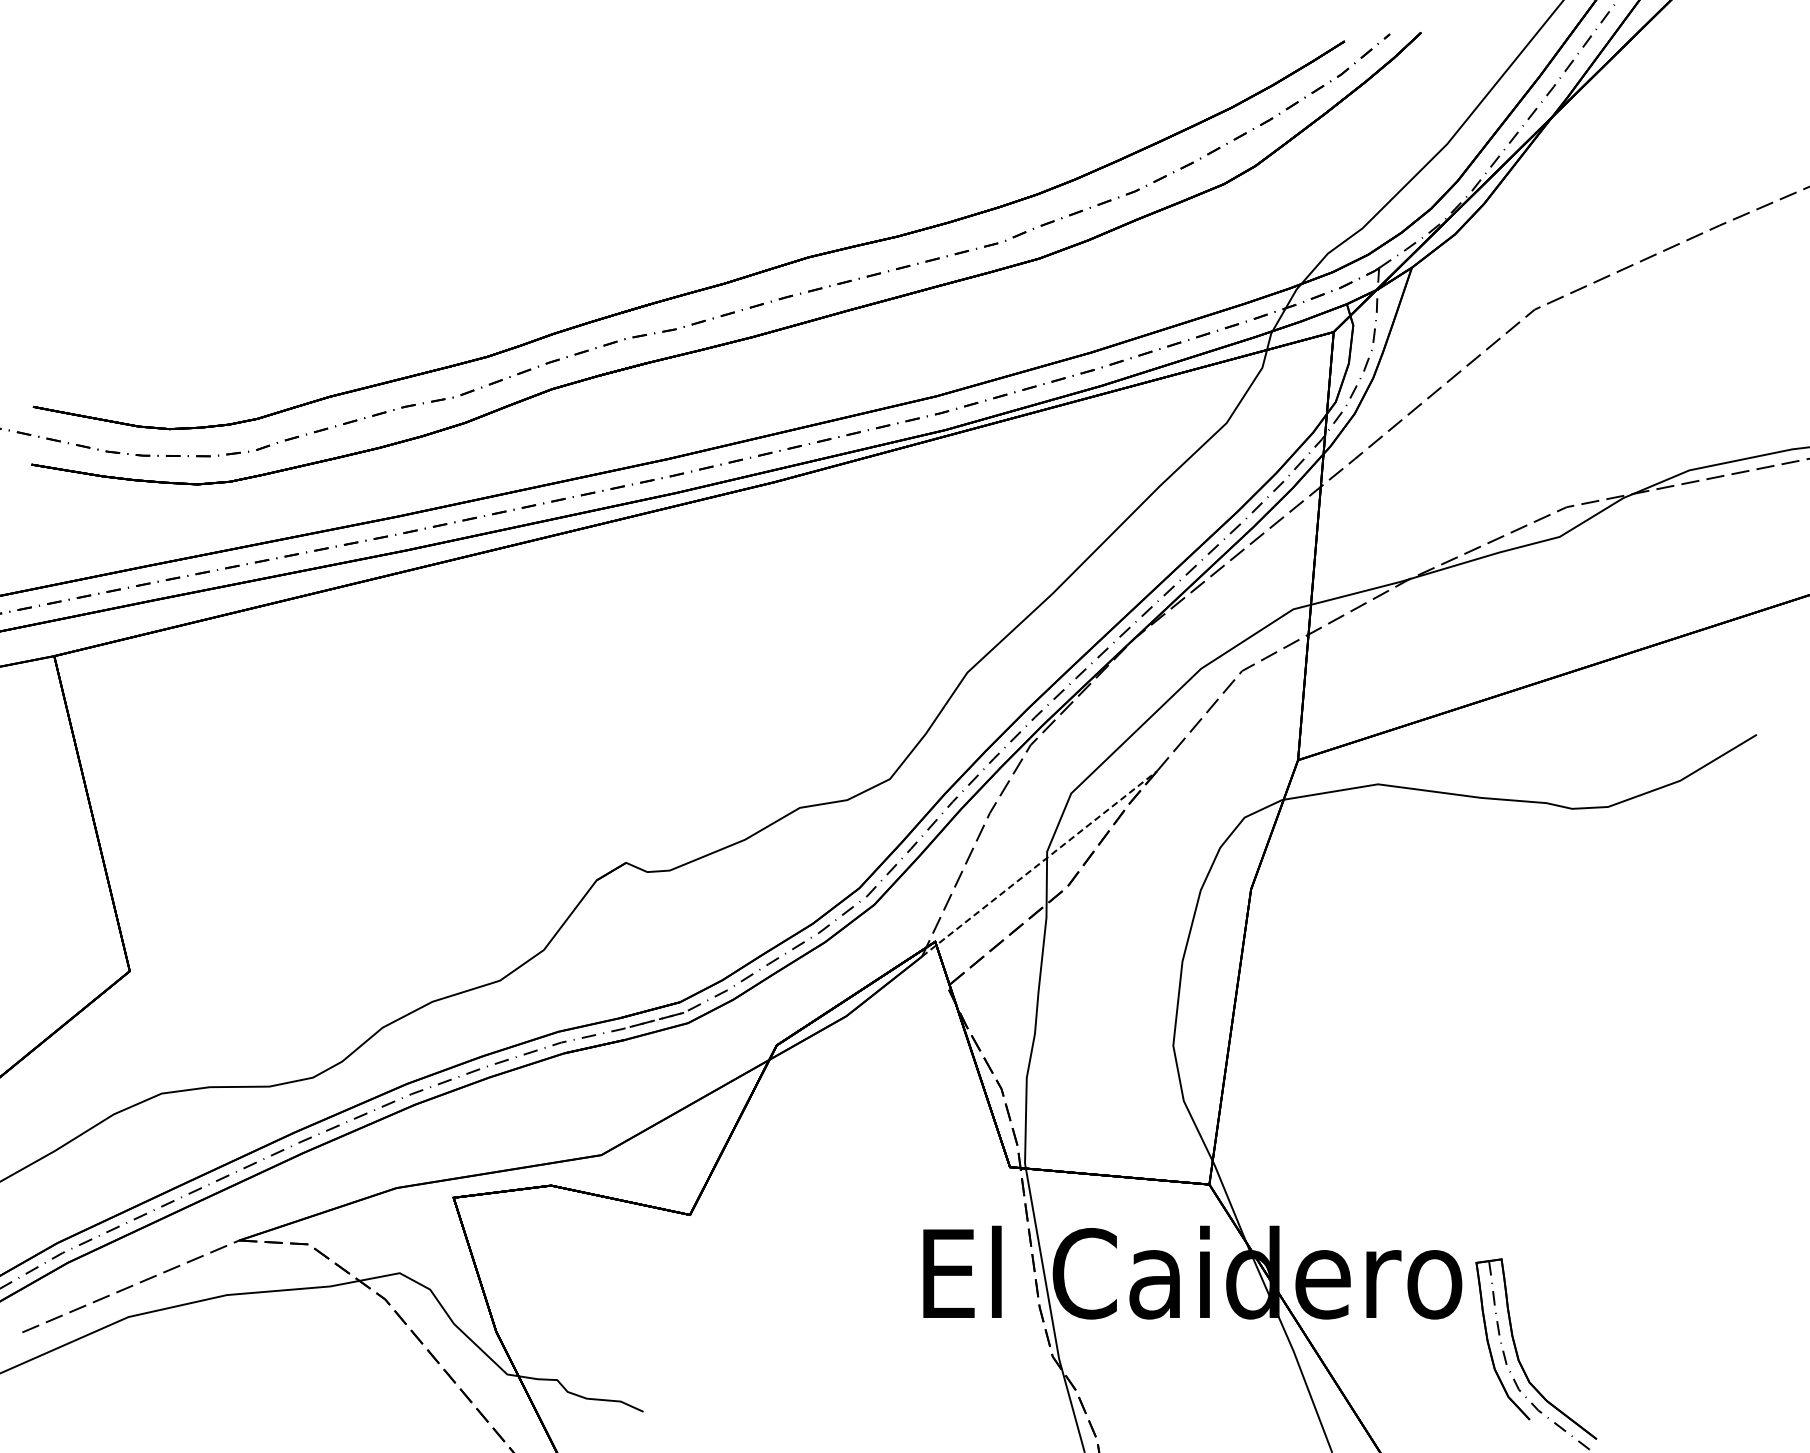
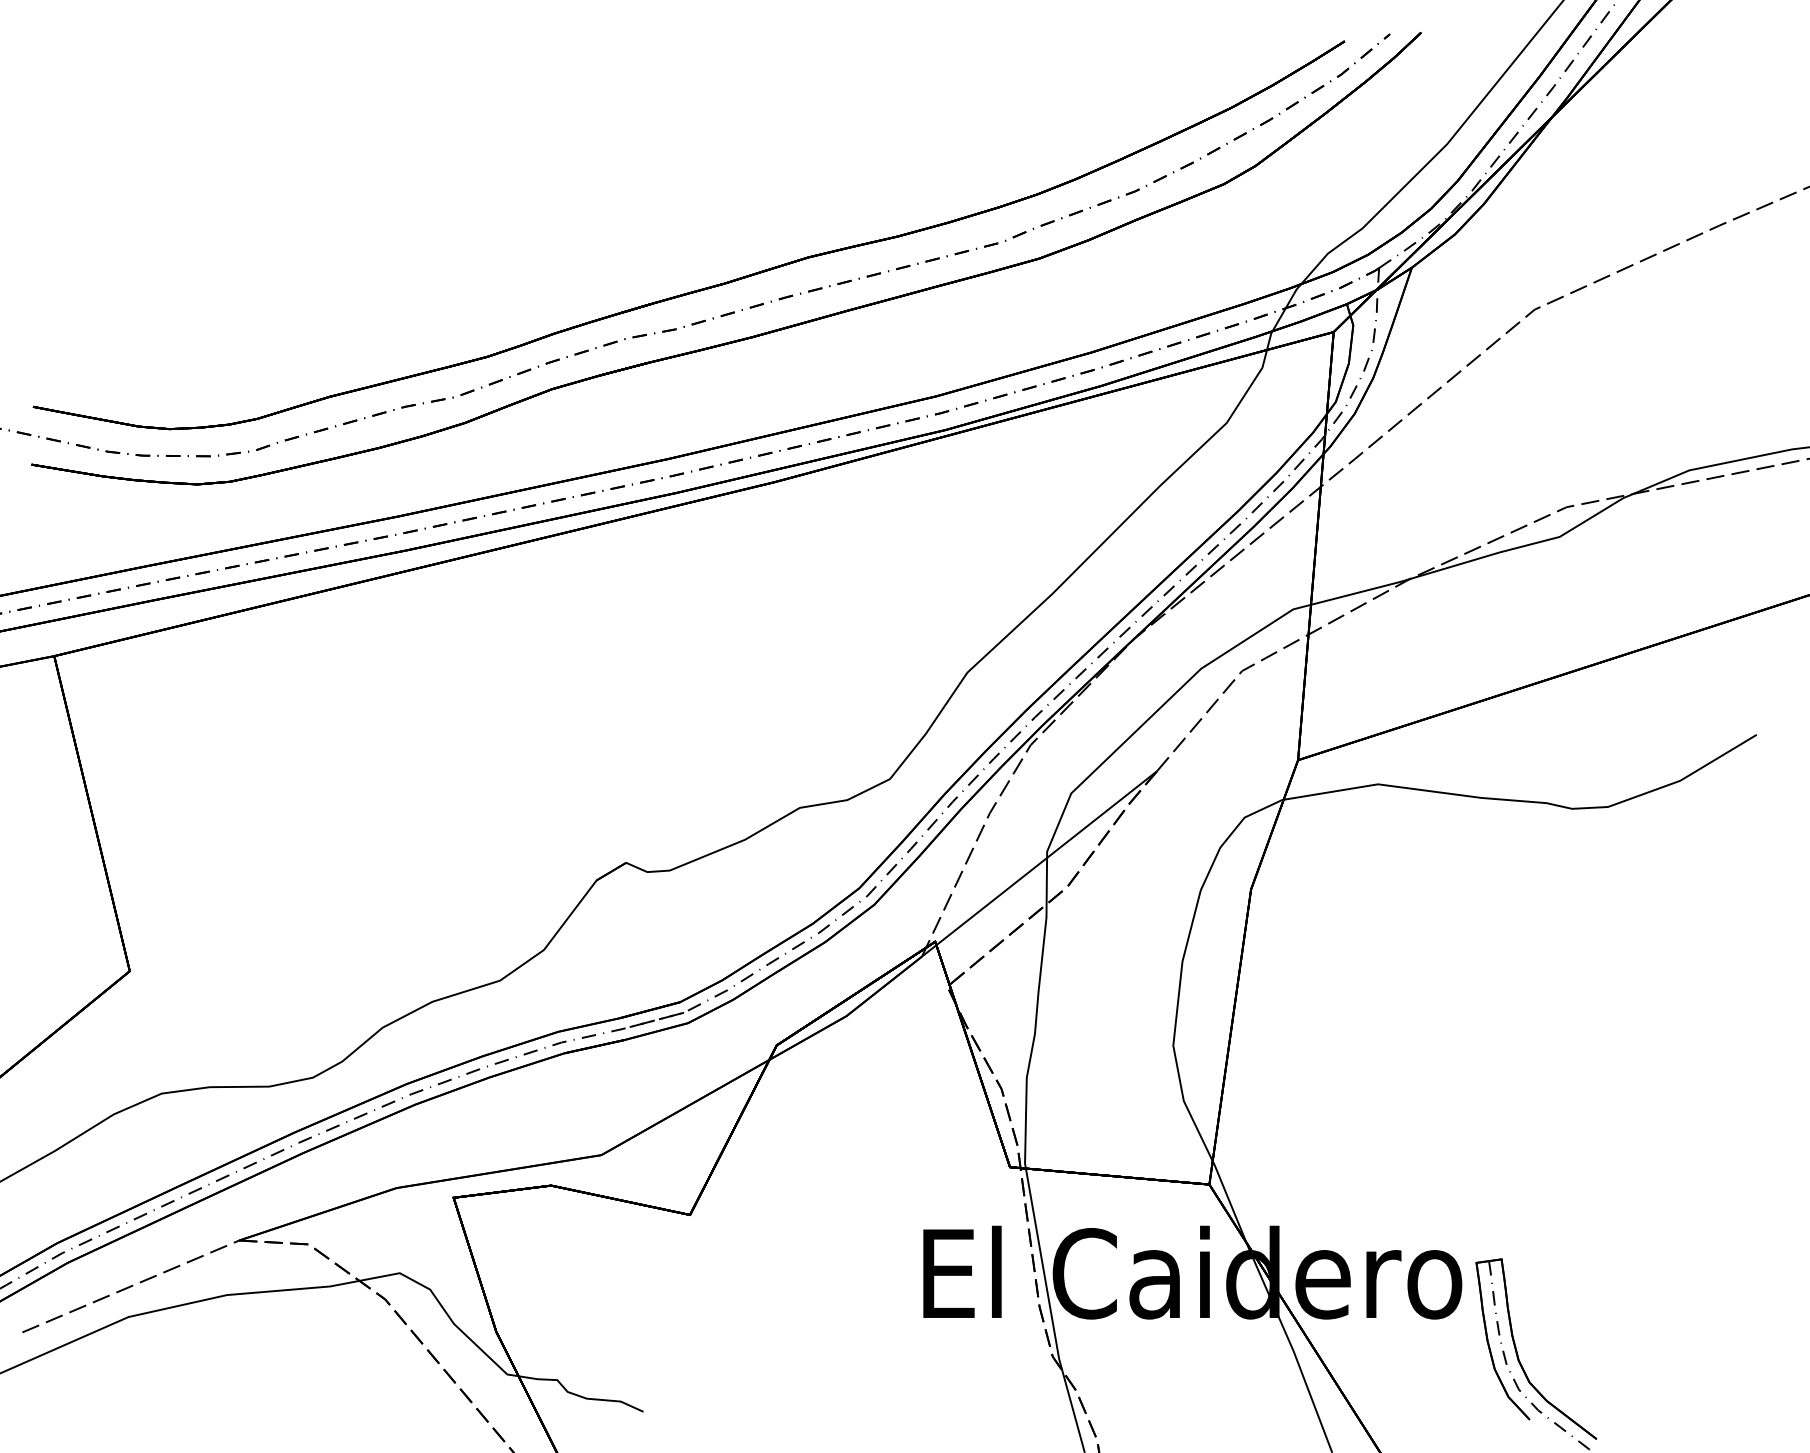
line: dashed -> solid (1039, 863)
